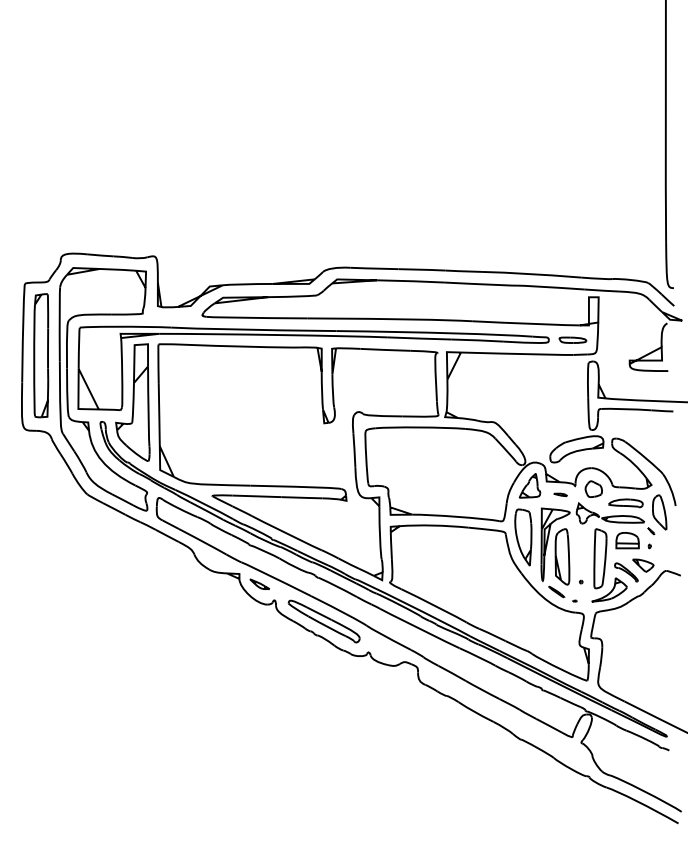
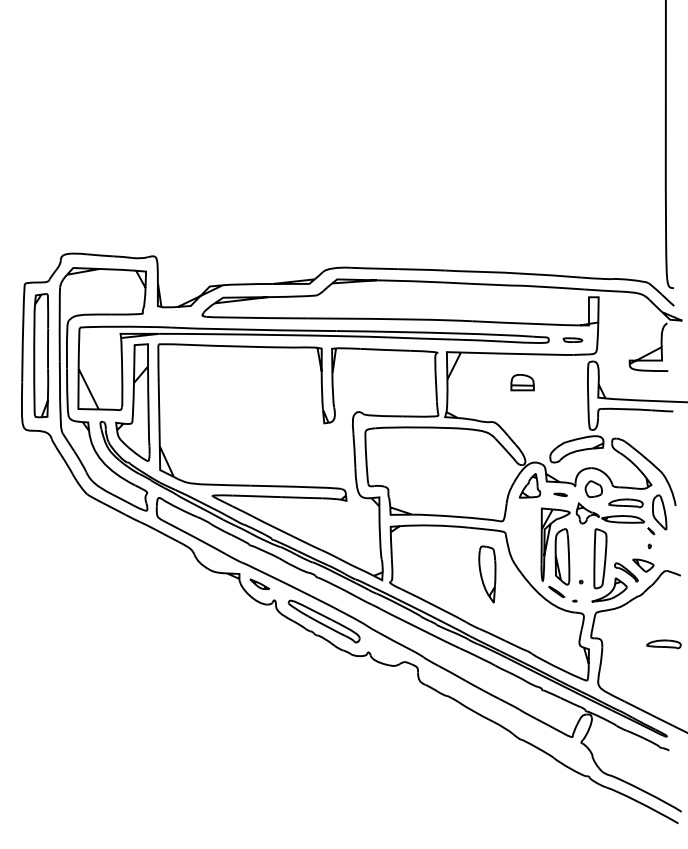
part size: 30x8 px -> 22x6 px (572, 339)
part position: (523, 537) -> (487, 574) (487, 574)
part position: (627, 540) -> (522, 382) (522, 382)
part: none -> present (663, 644)
